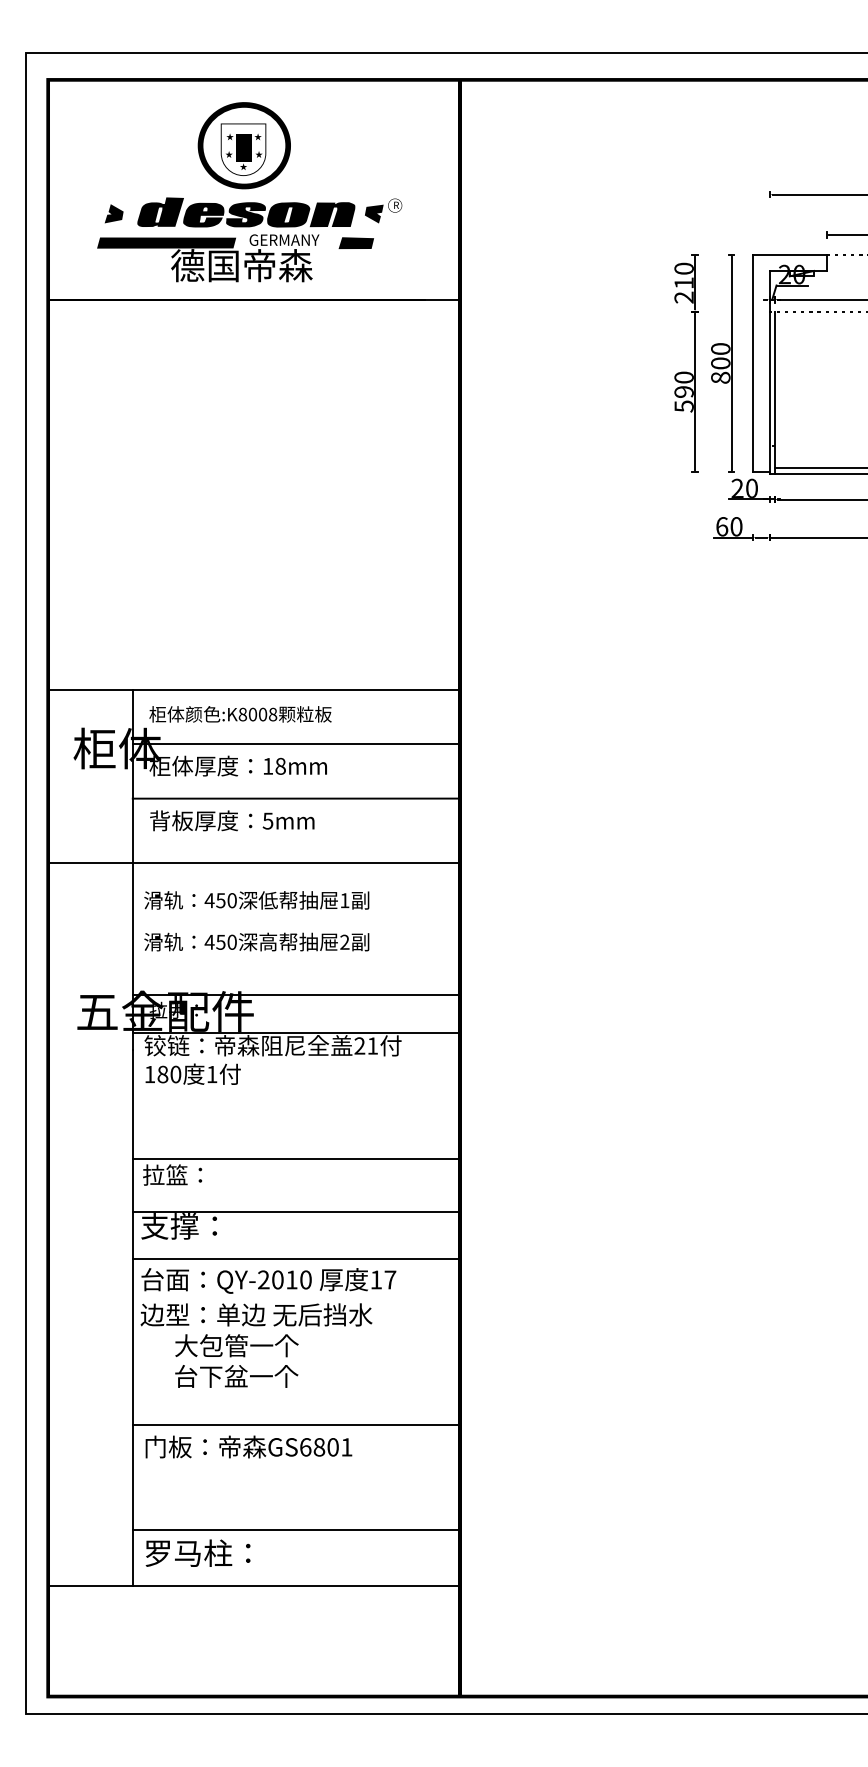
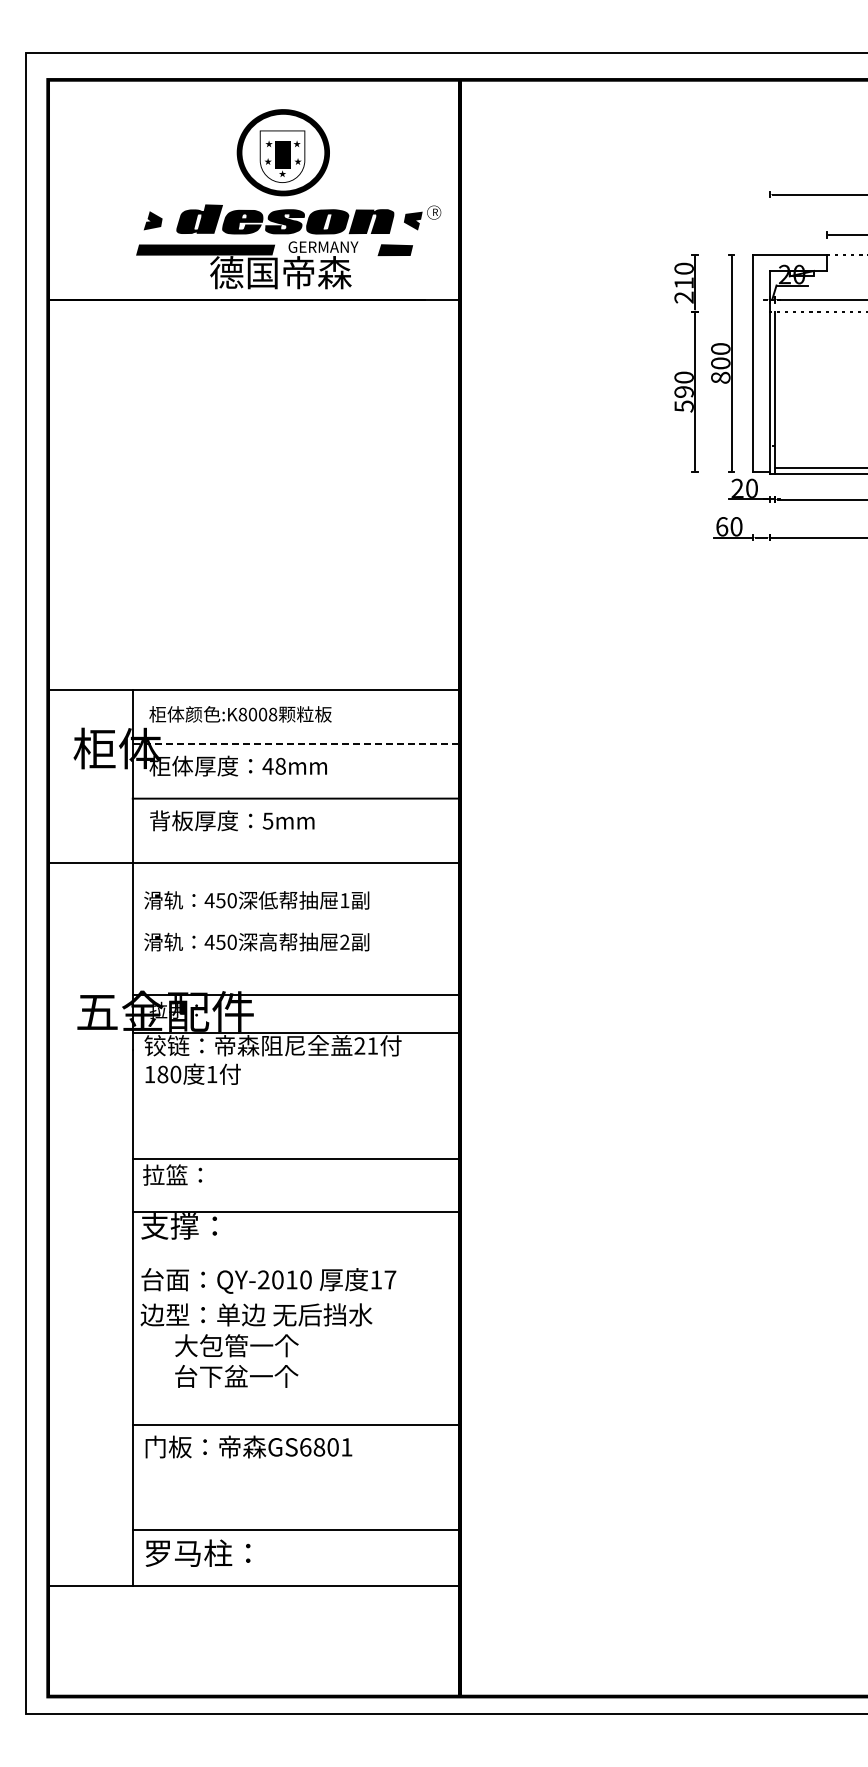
text position: (249, 192) -> (288, 199) (288, 199)
line: solid -> dashed (296, 743)
text: 18mm -> 48mm (267, 766)
line: present -> none (296, 1259)
